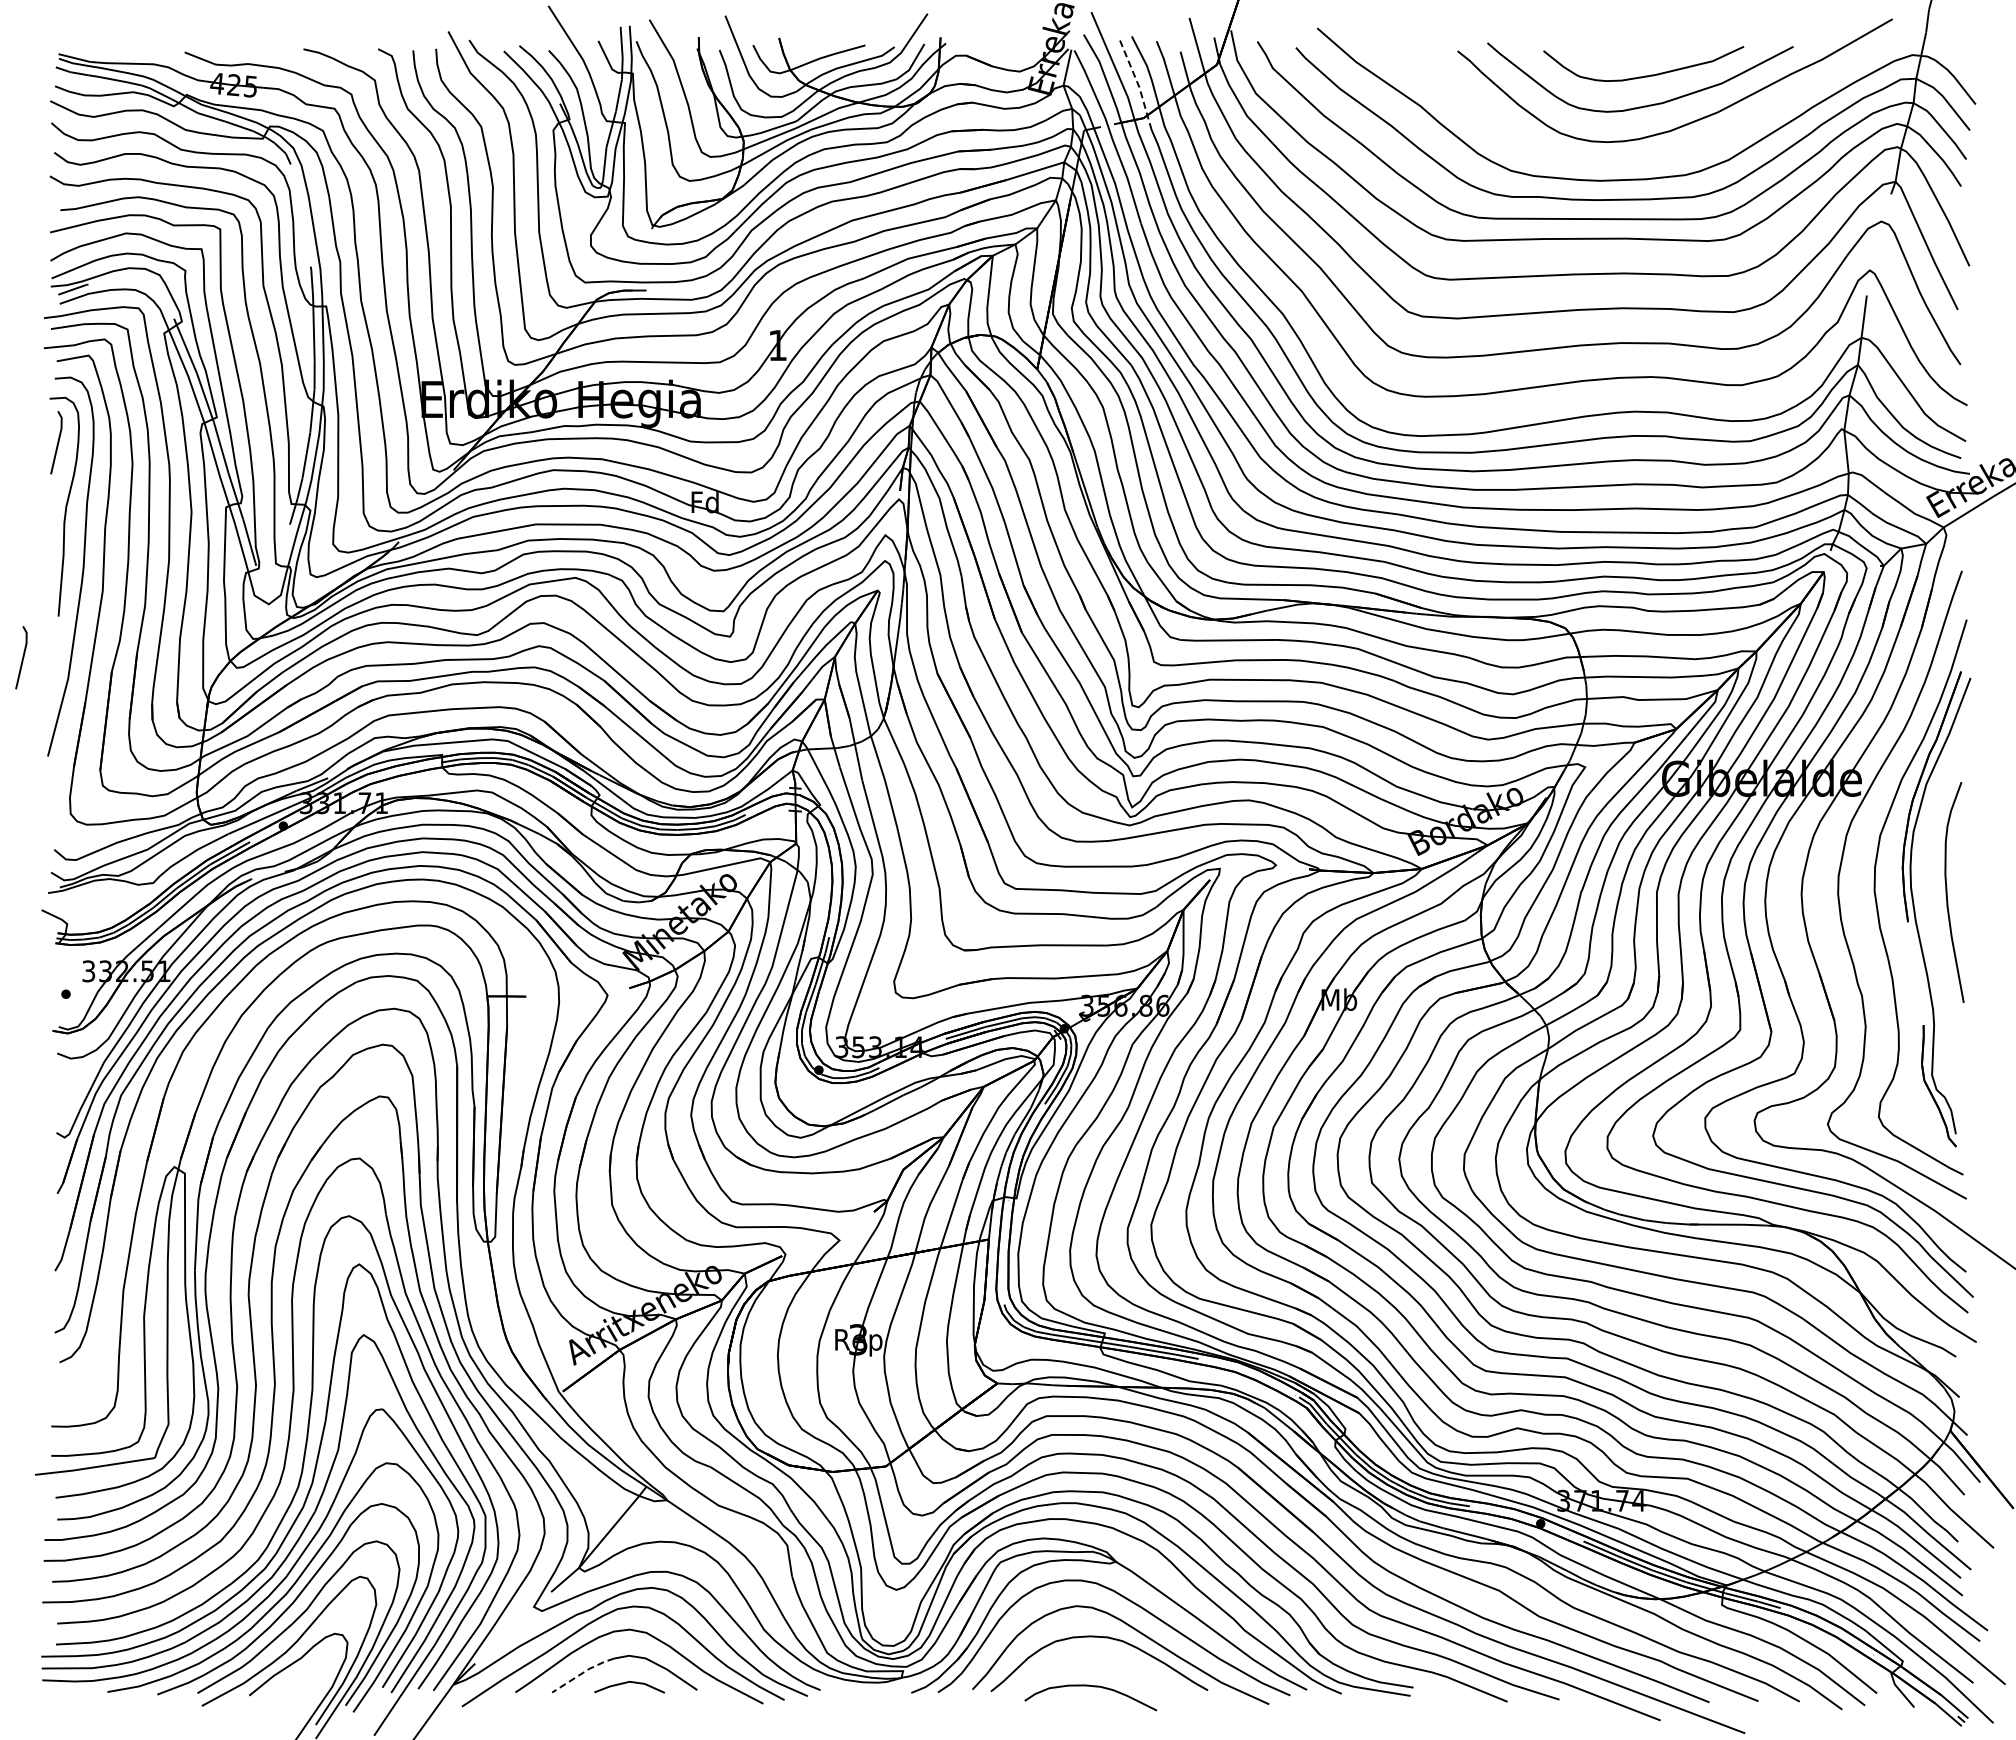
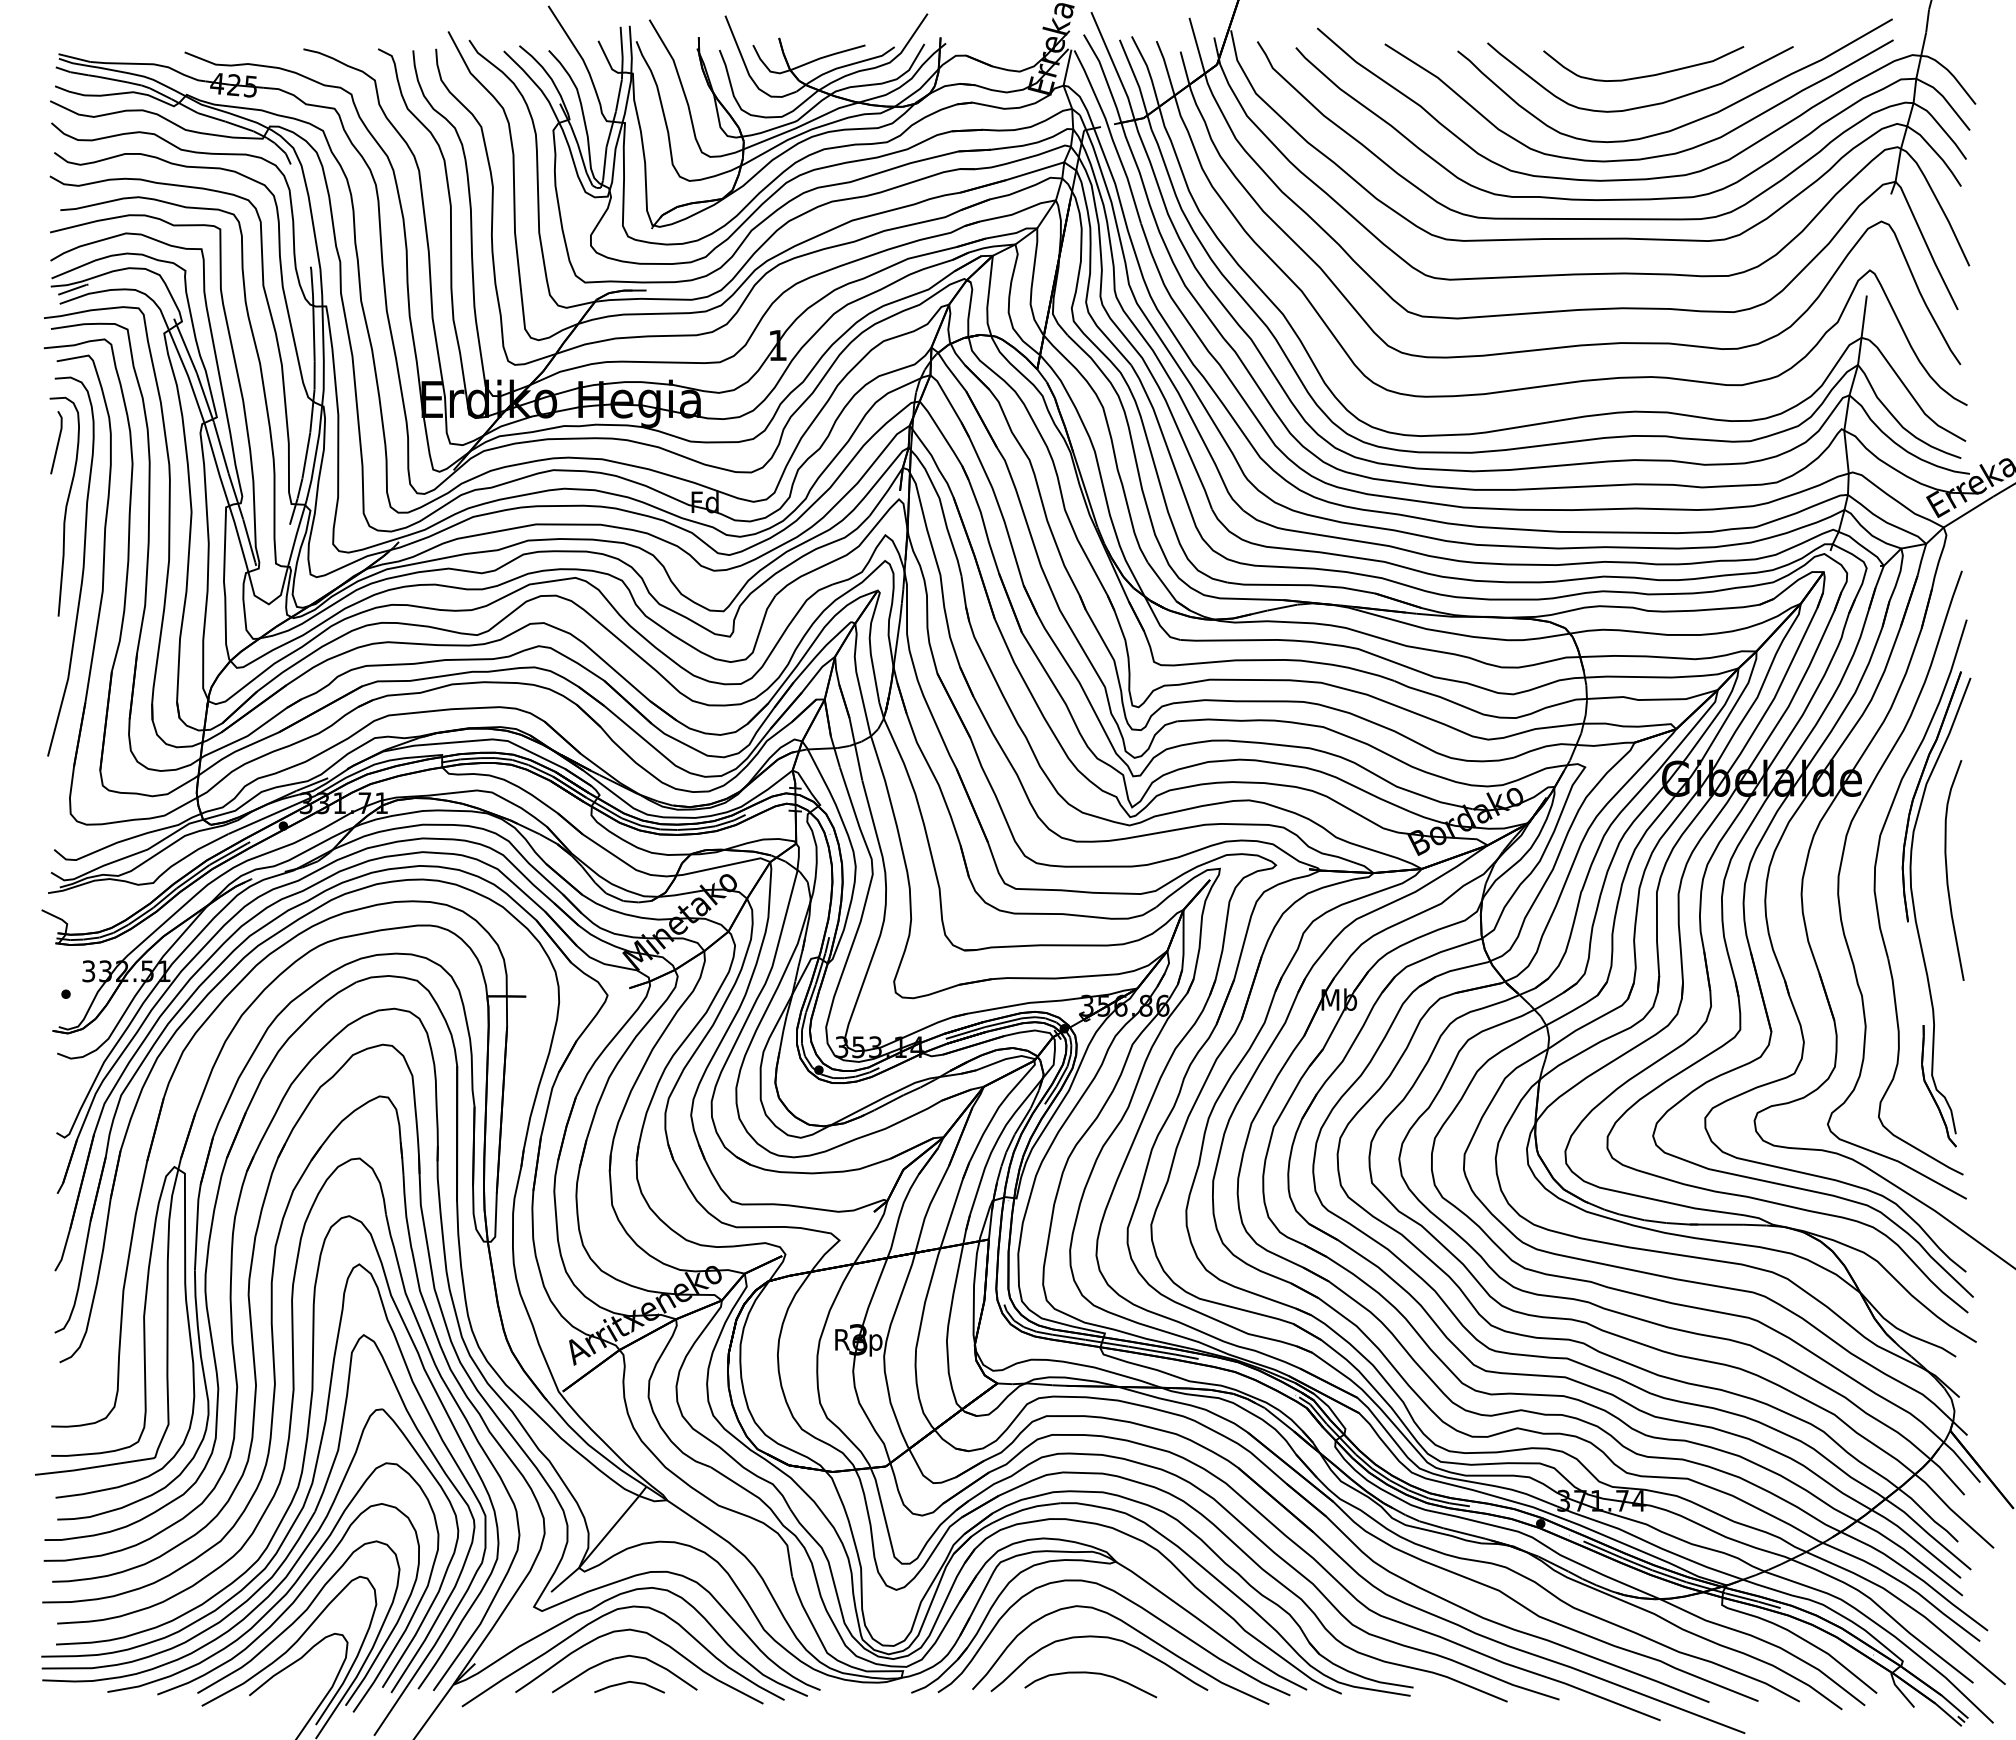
line: dashed -> solid (1138, 84)
curve: none -> present (1650, 156)
line: present -> none (22, 657)
curve position: (1947, 892) -> (1947, 870) (1947, 870)
line: dashed -> solid (583, 1672)
curve position: (1093, 1687) -> (1093, 1674) (1093, 1674)
